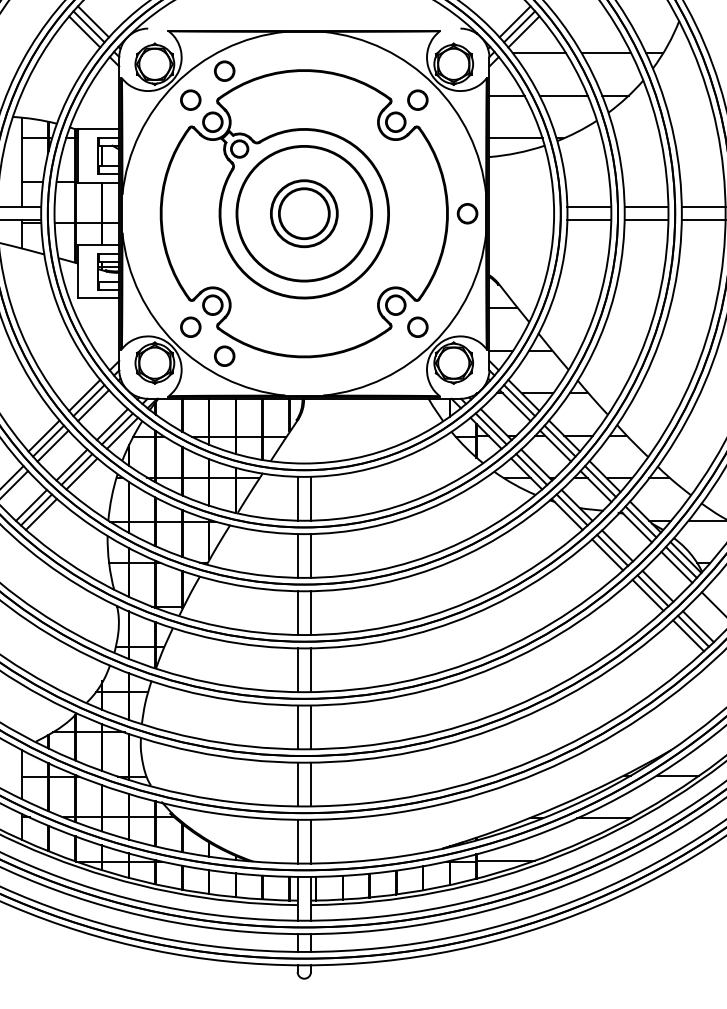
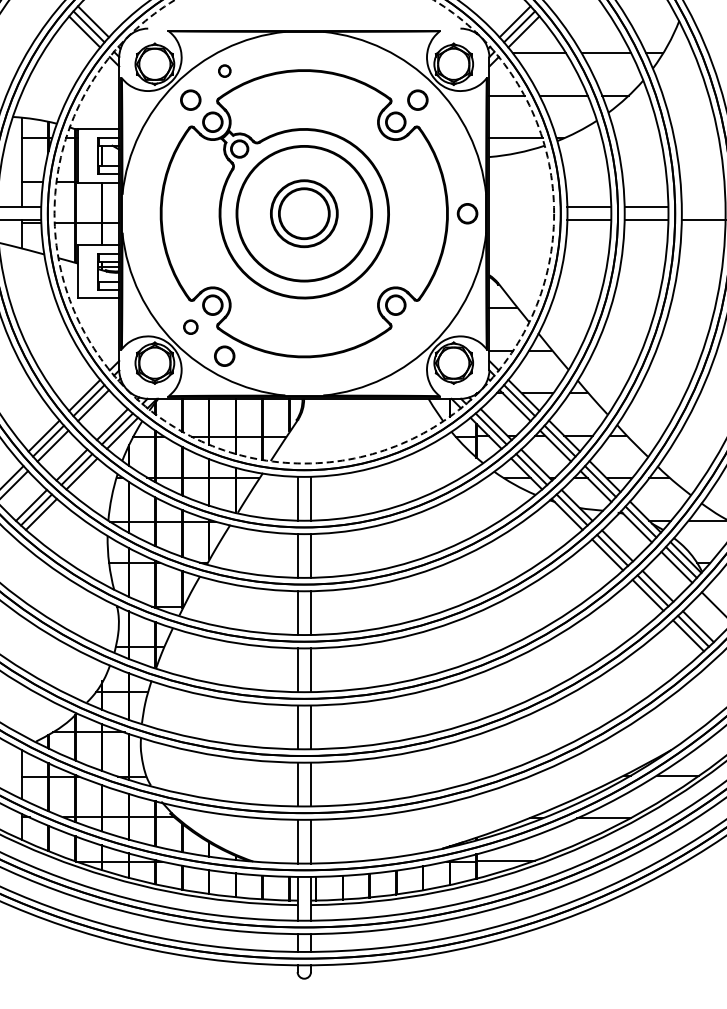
circle size: 22x22 px -> 14x14 px (224, 70)
line: present -> none (702, 207)
circle: solid -> dashed (304, 231)
circle size: 22x22 px -> 16x16 px (190, 326)
circle: present -> none (417, 326)
